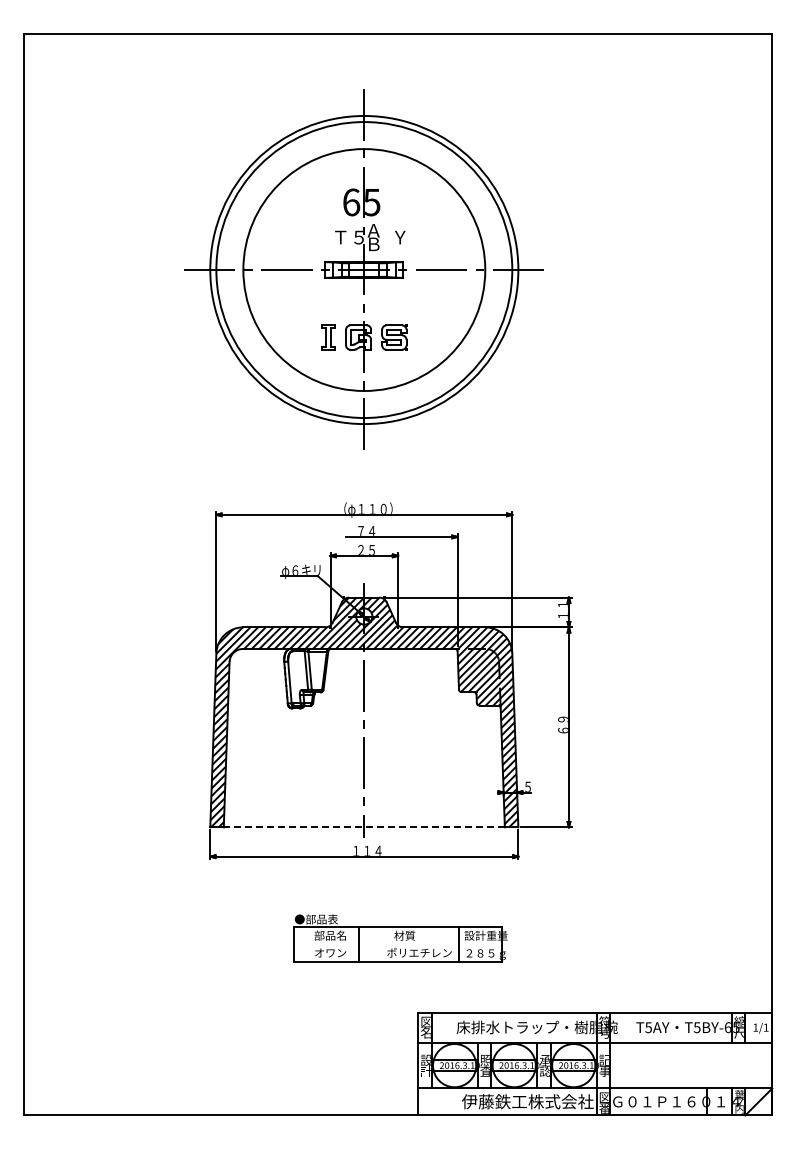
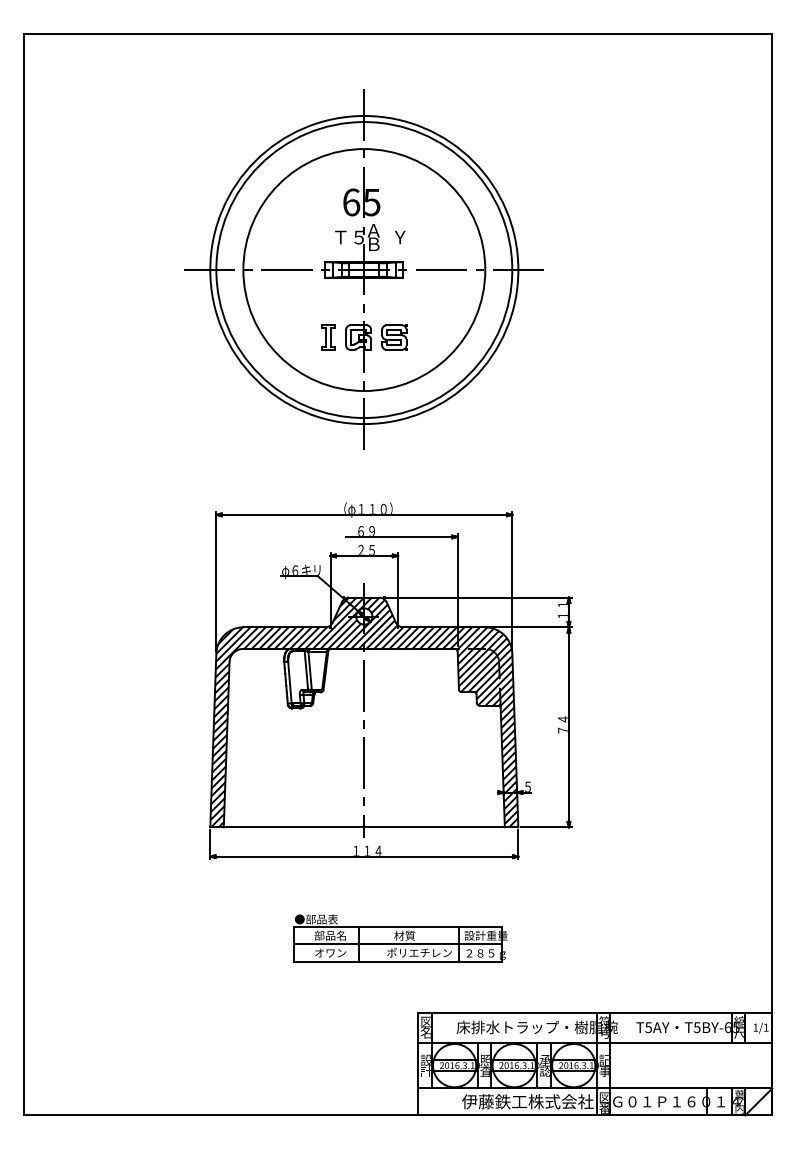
text: ７４ -> ６９ (366, 530)
text: ６９ -> ７４ (562, 724)
line: dashed -> solid (364, 827)
line: none -> present (397, 944)
